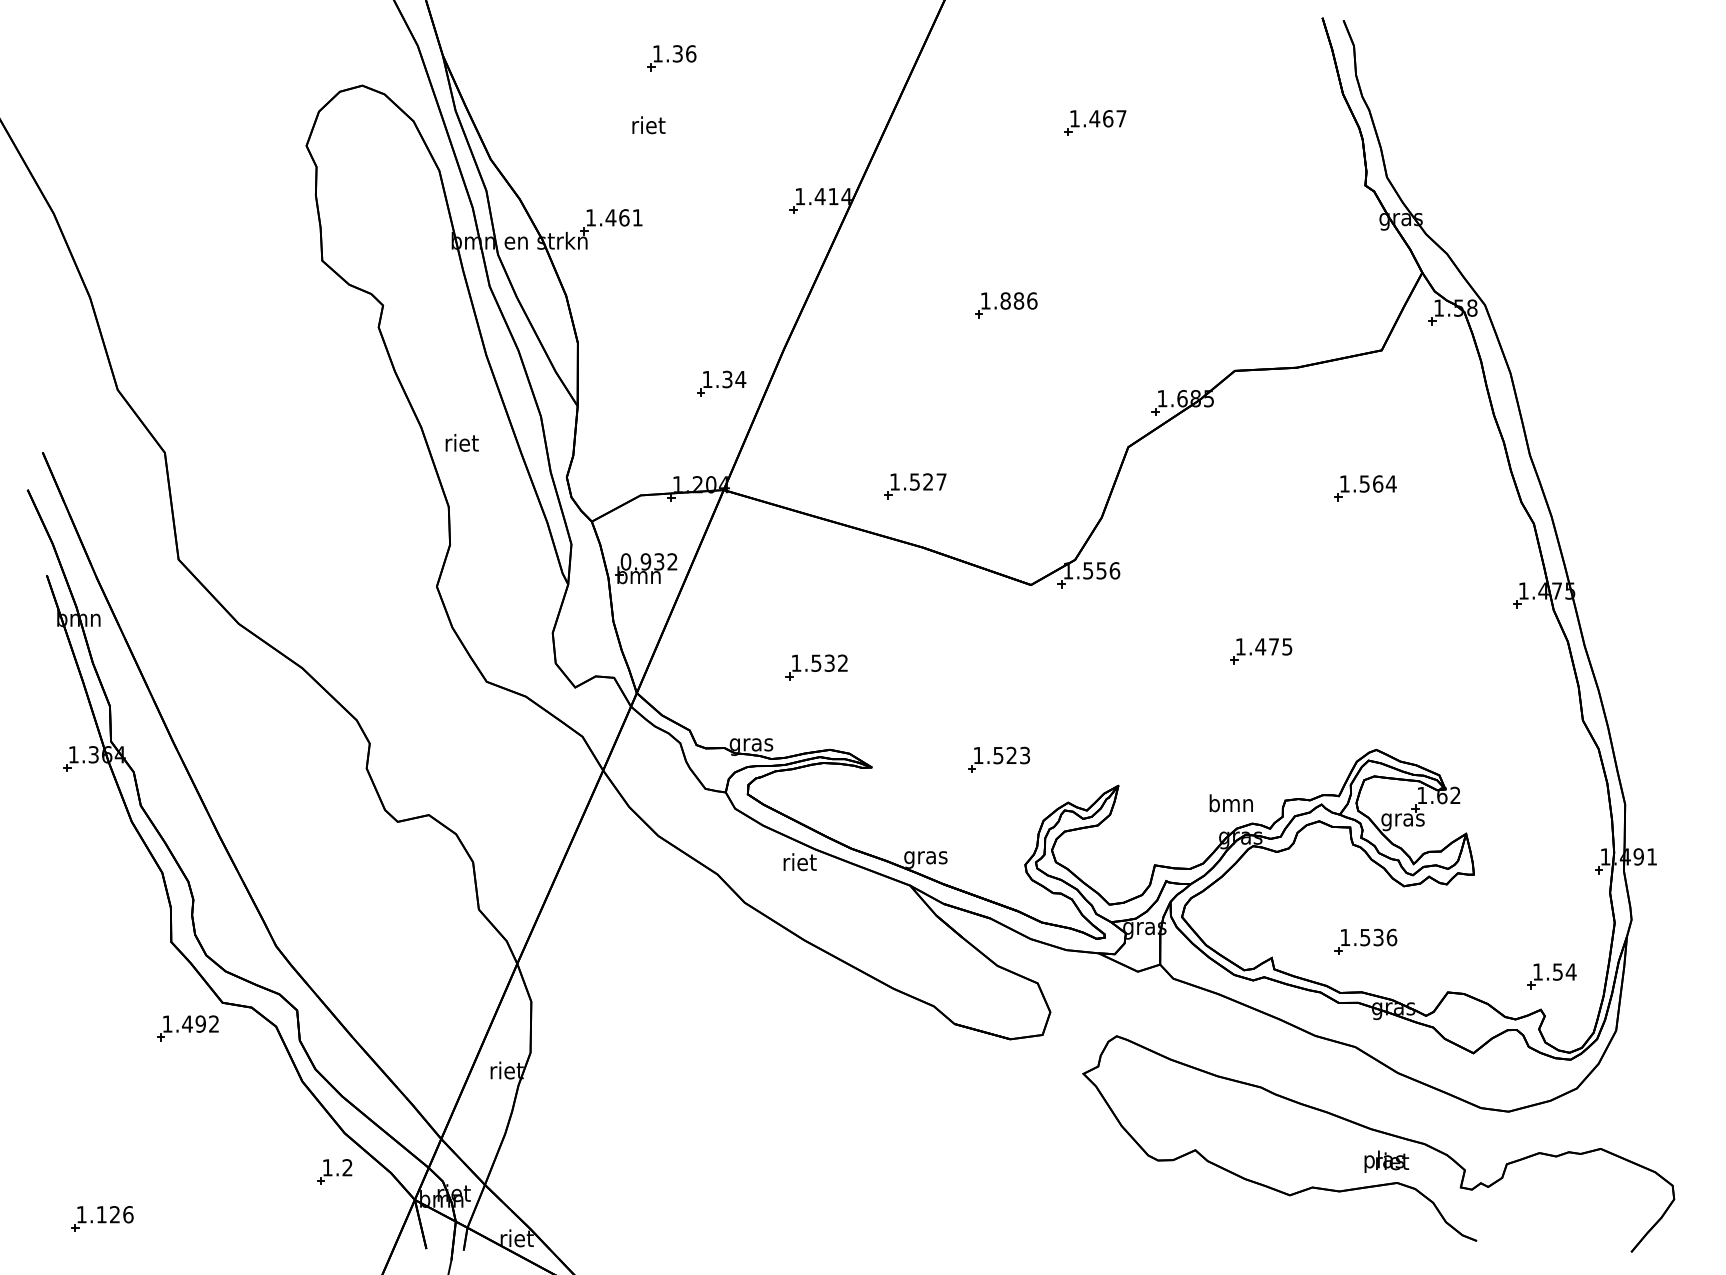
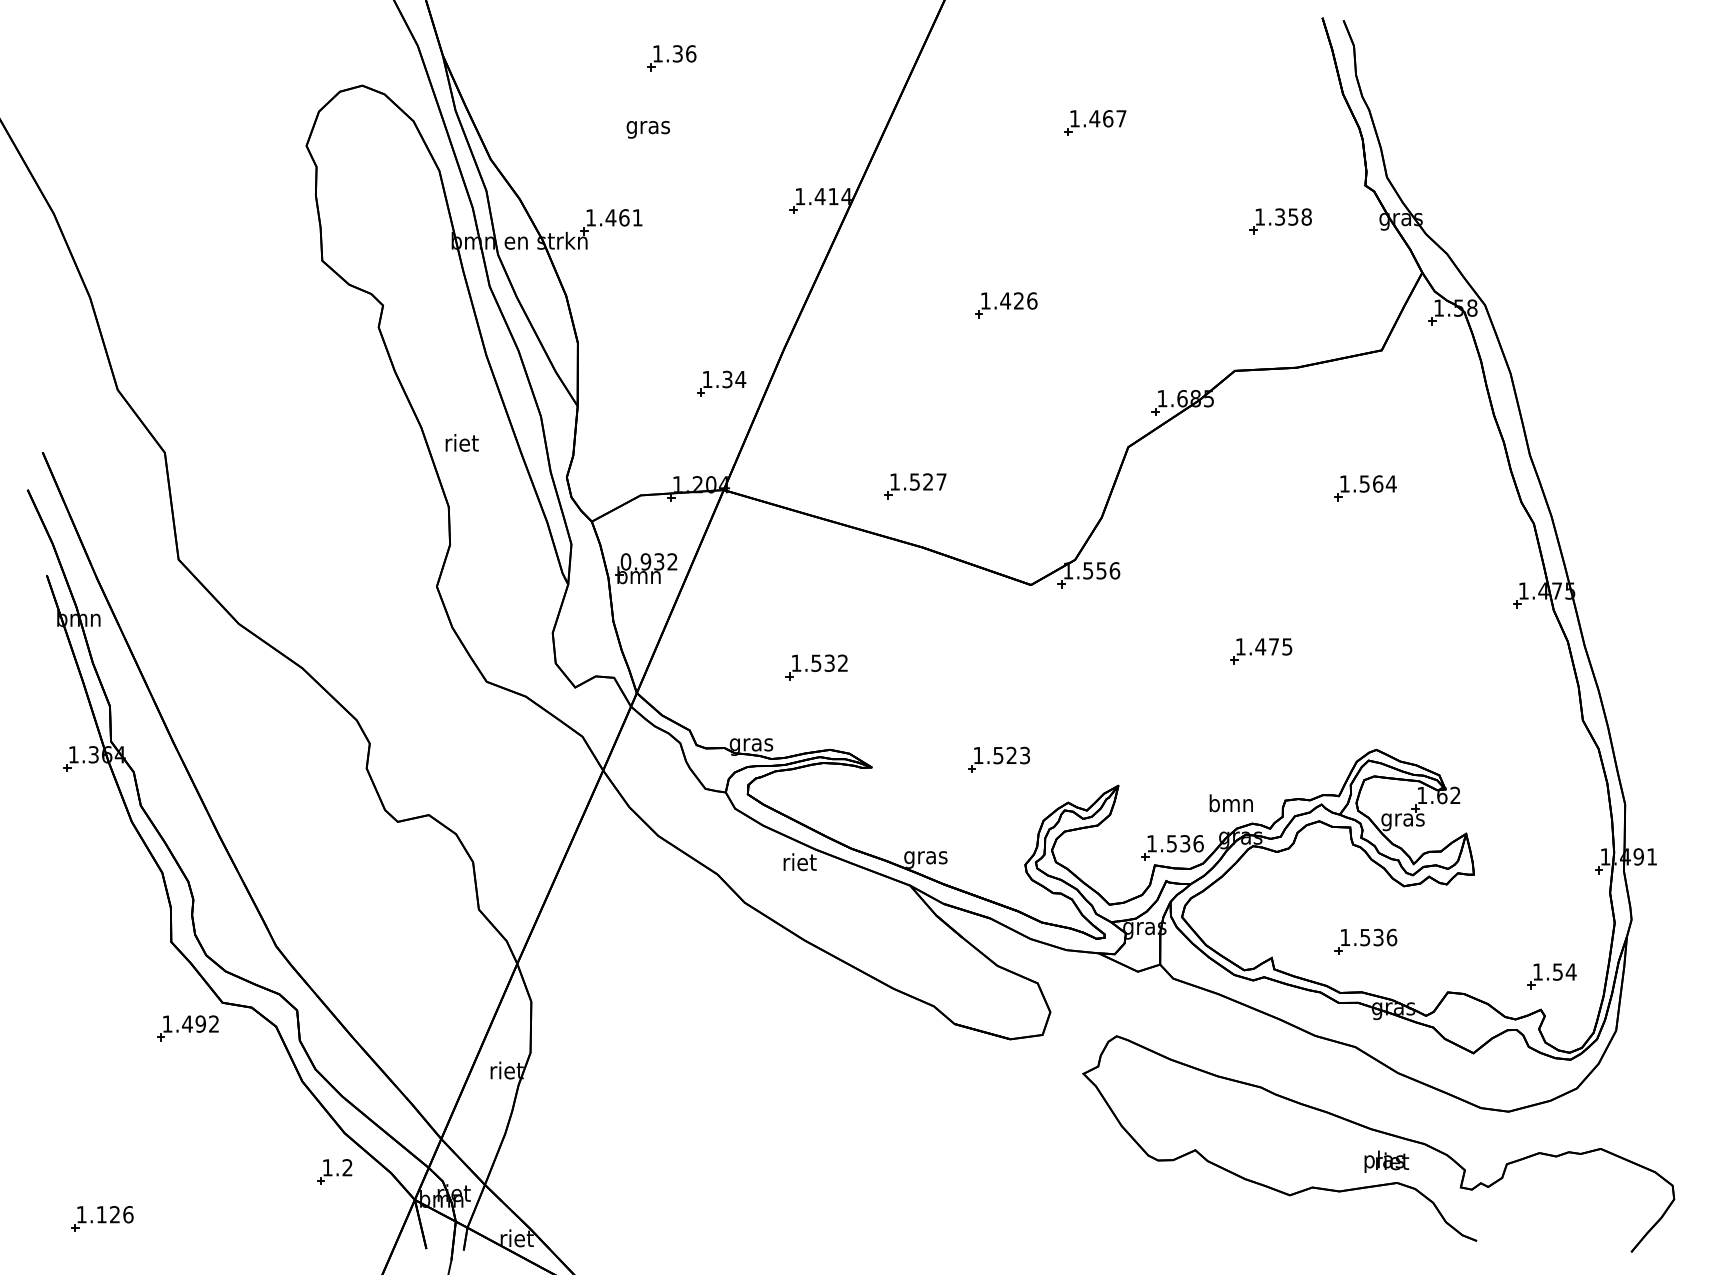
text: riet -> gras (647, 127)
part: none -> present (1280, 221)
text: 1.886 -> 1.426 (1012, 300)
part: none -> present (1172, 847)
